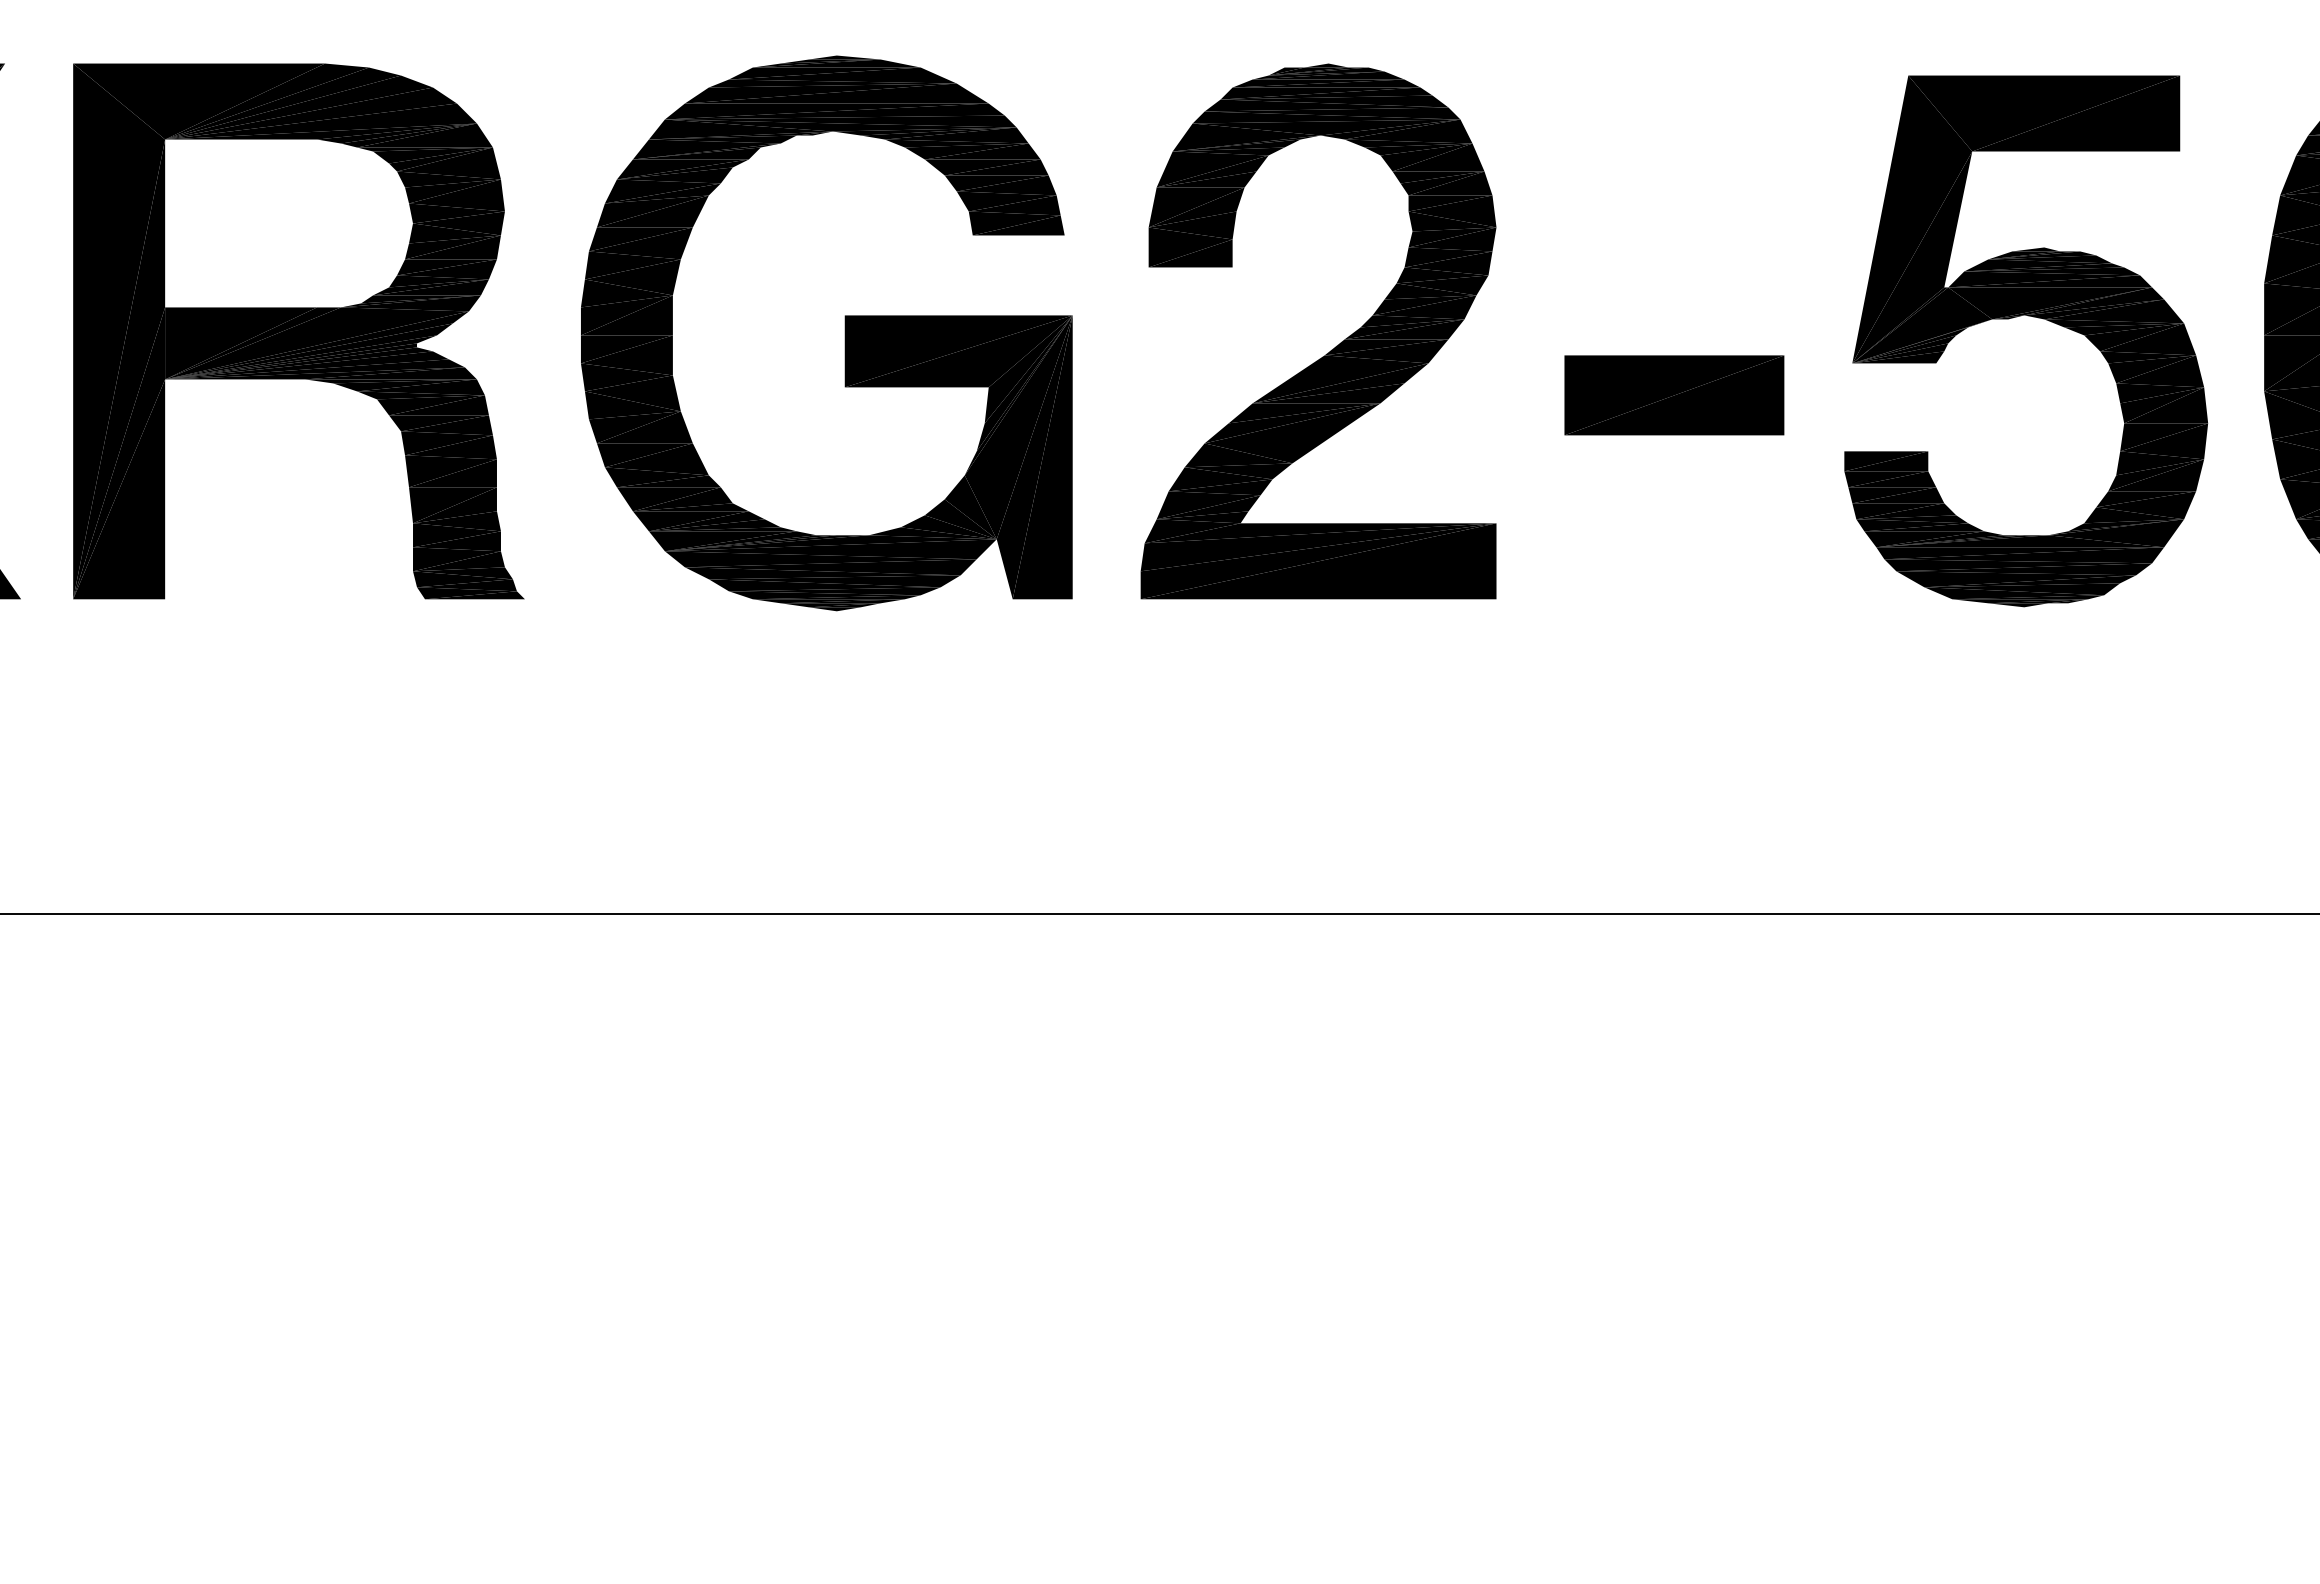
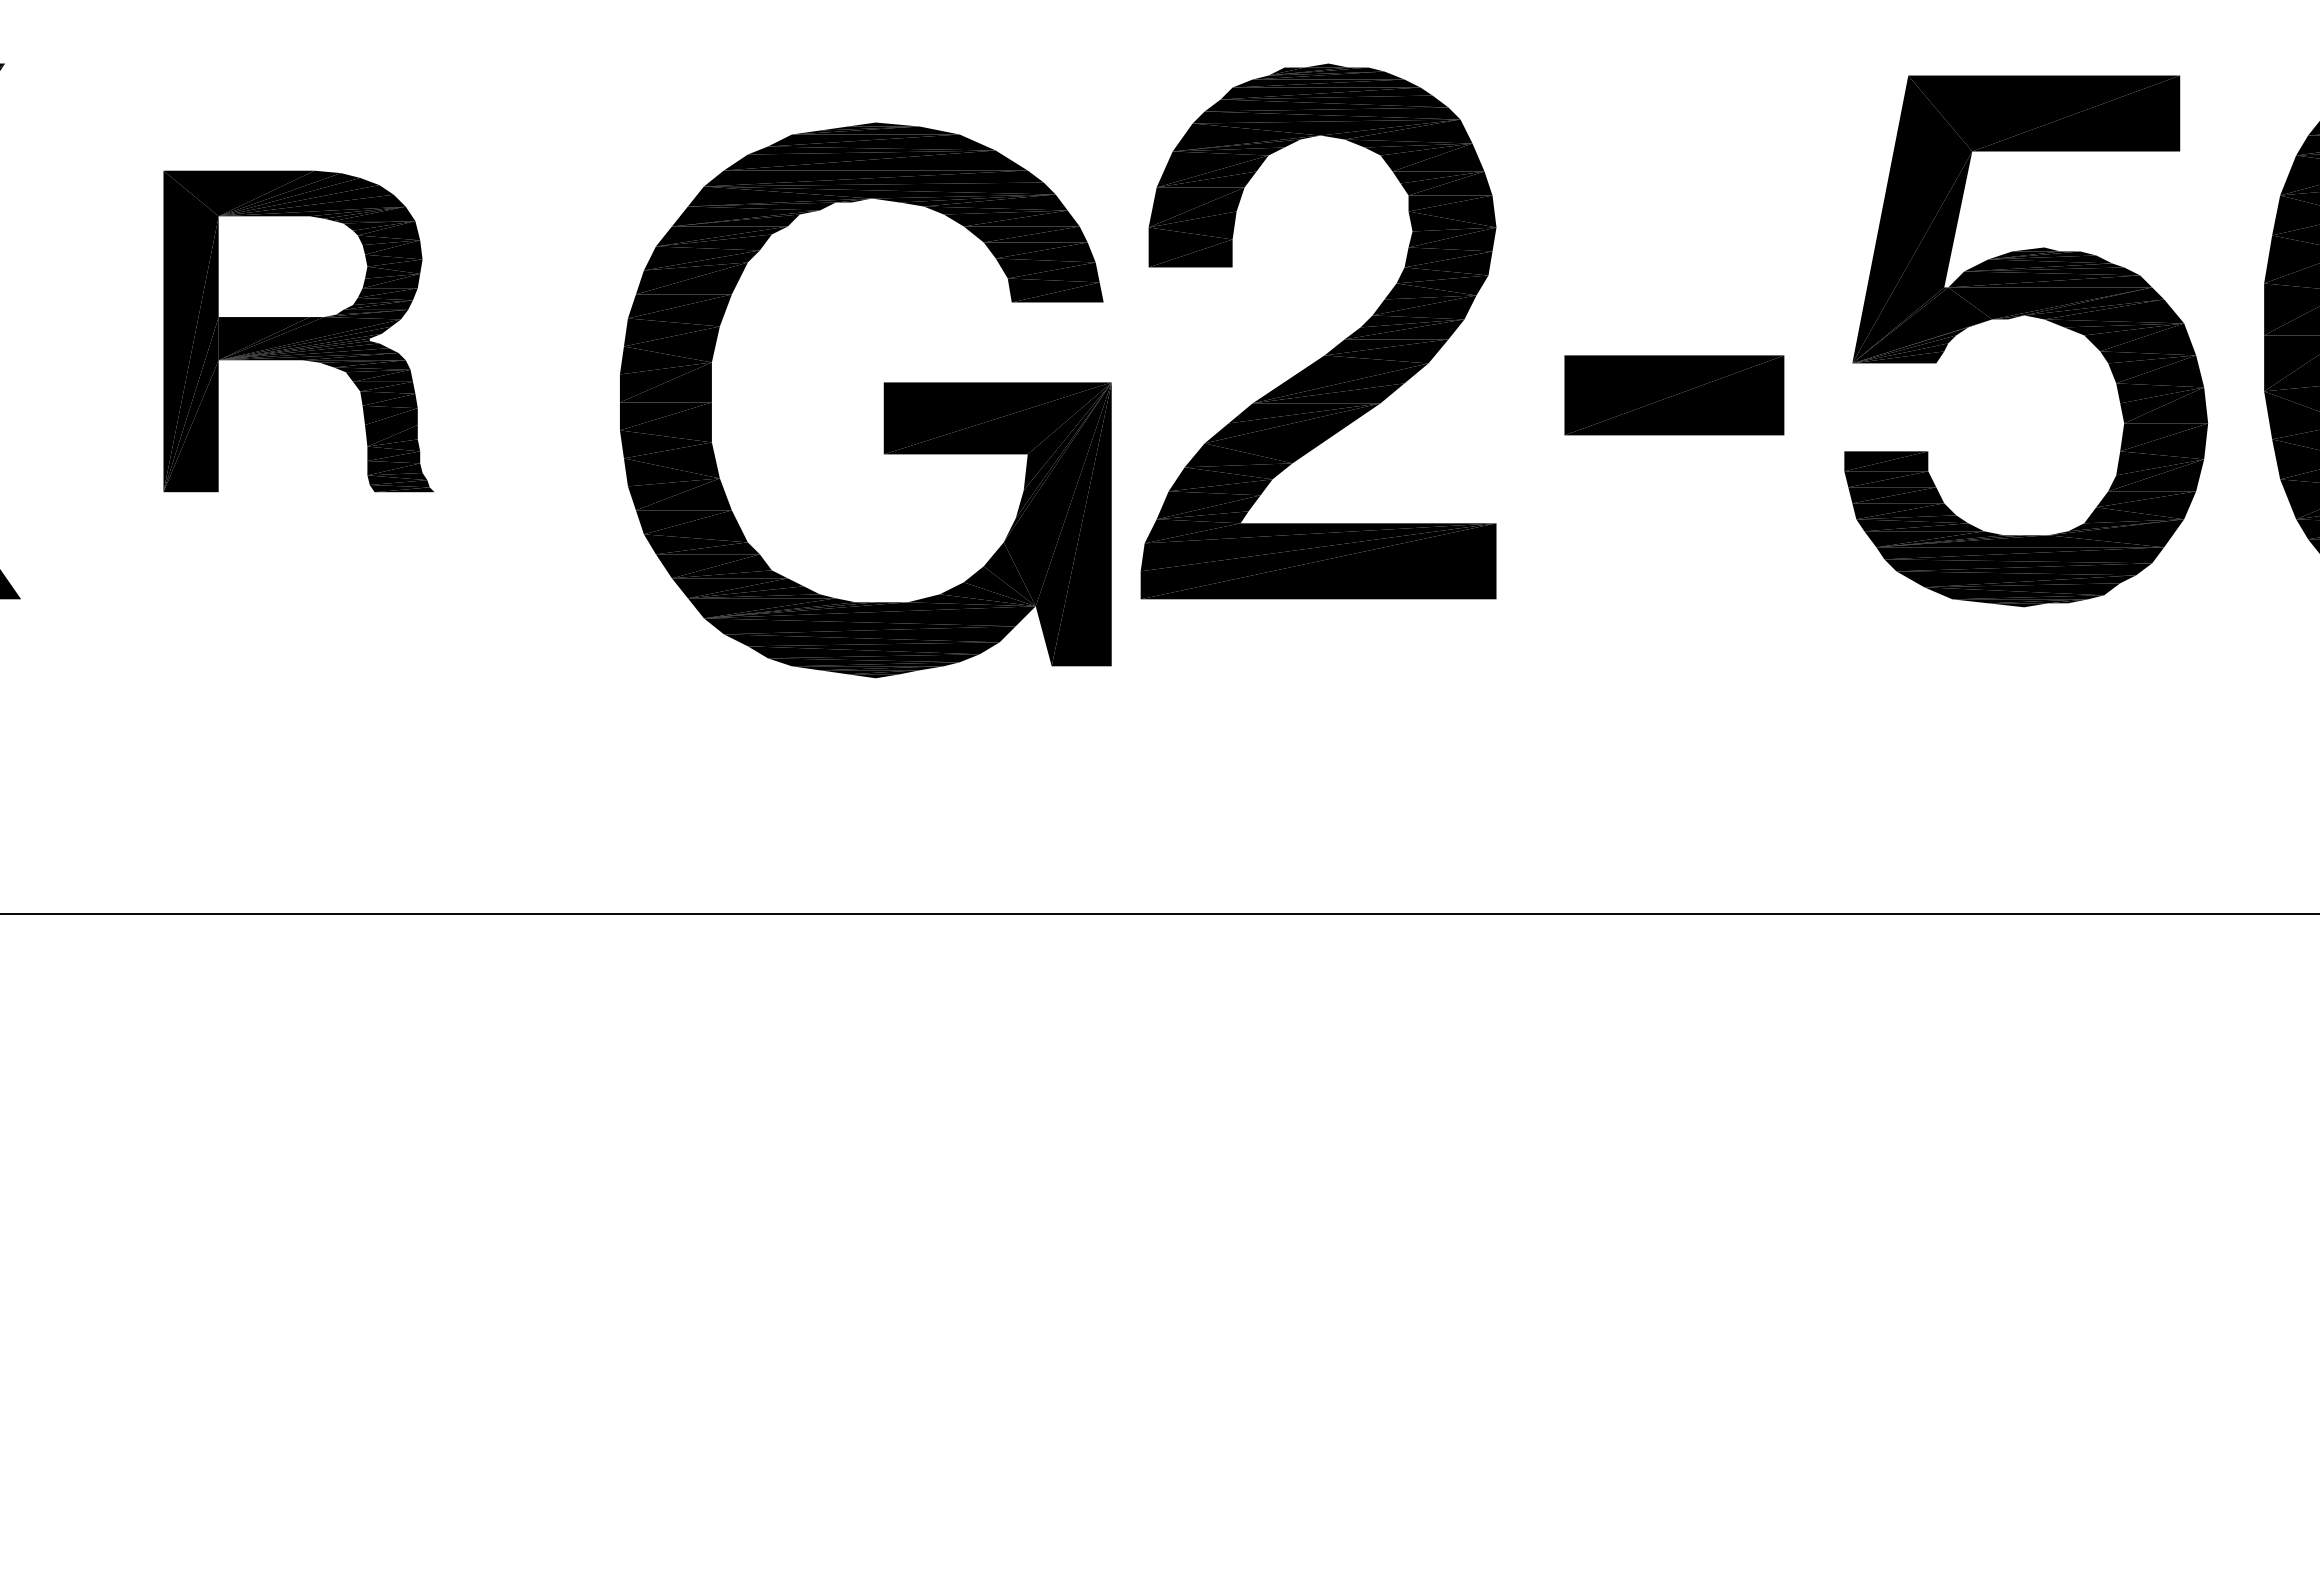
part size: 452x537 px -> 271x323 px (298, 331)
part position: (844, 333) -> (883, 400) (883, 400)
